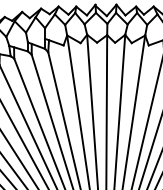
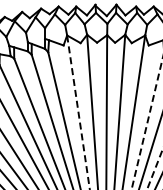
line: solid -> dashed (78, 112)
line: solid -> dashed (147, 123)
line: solid -> dashed (154, 169)
